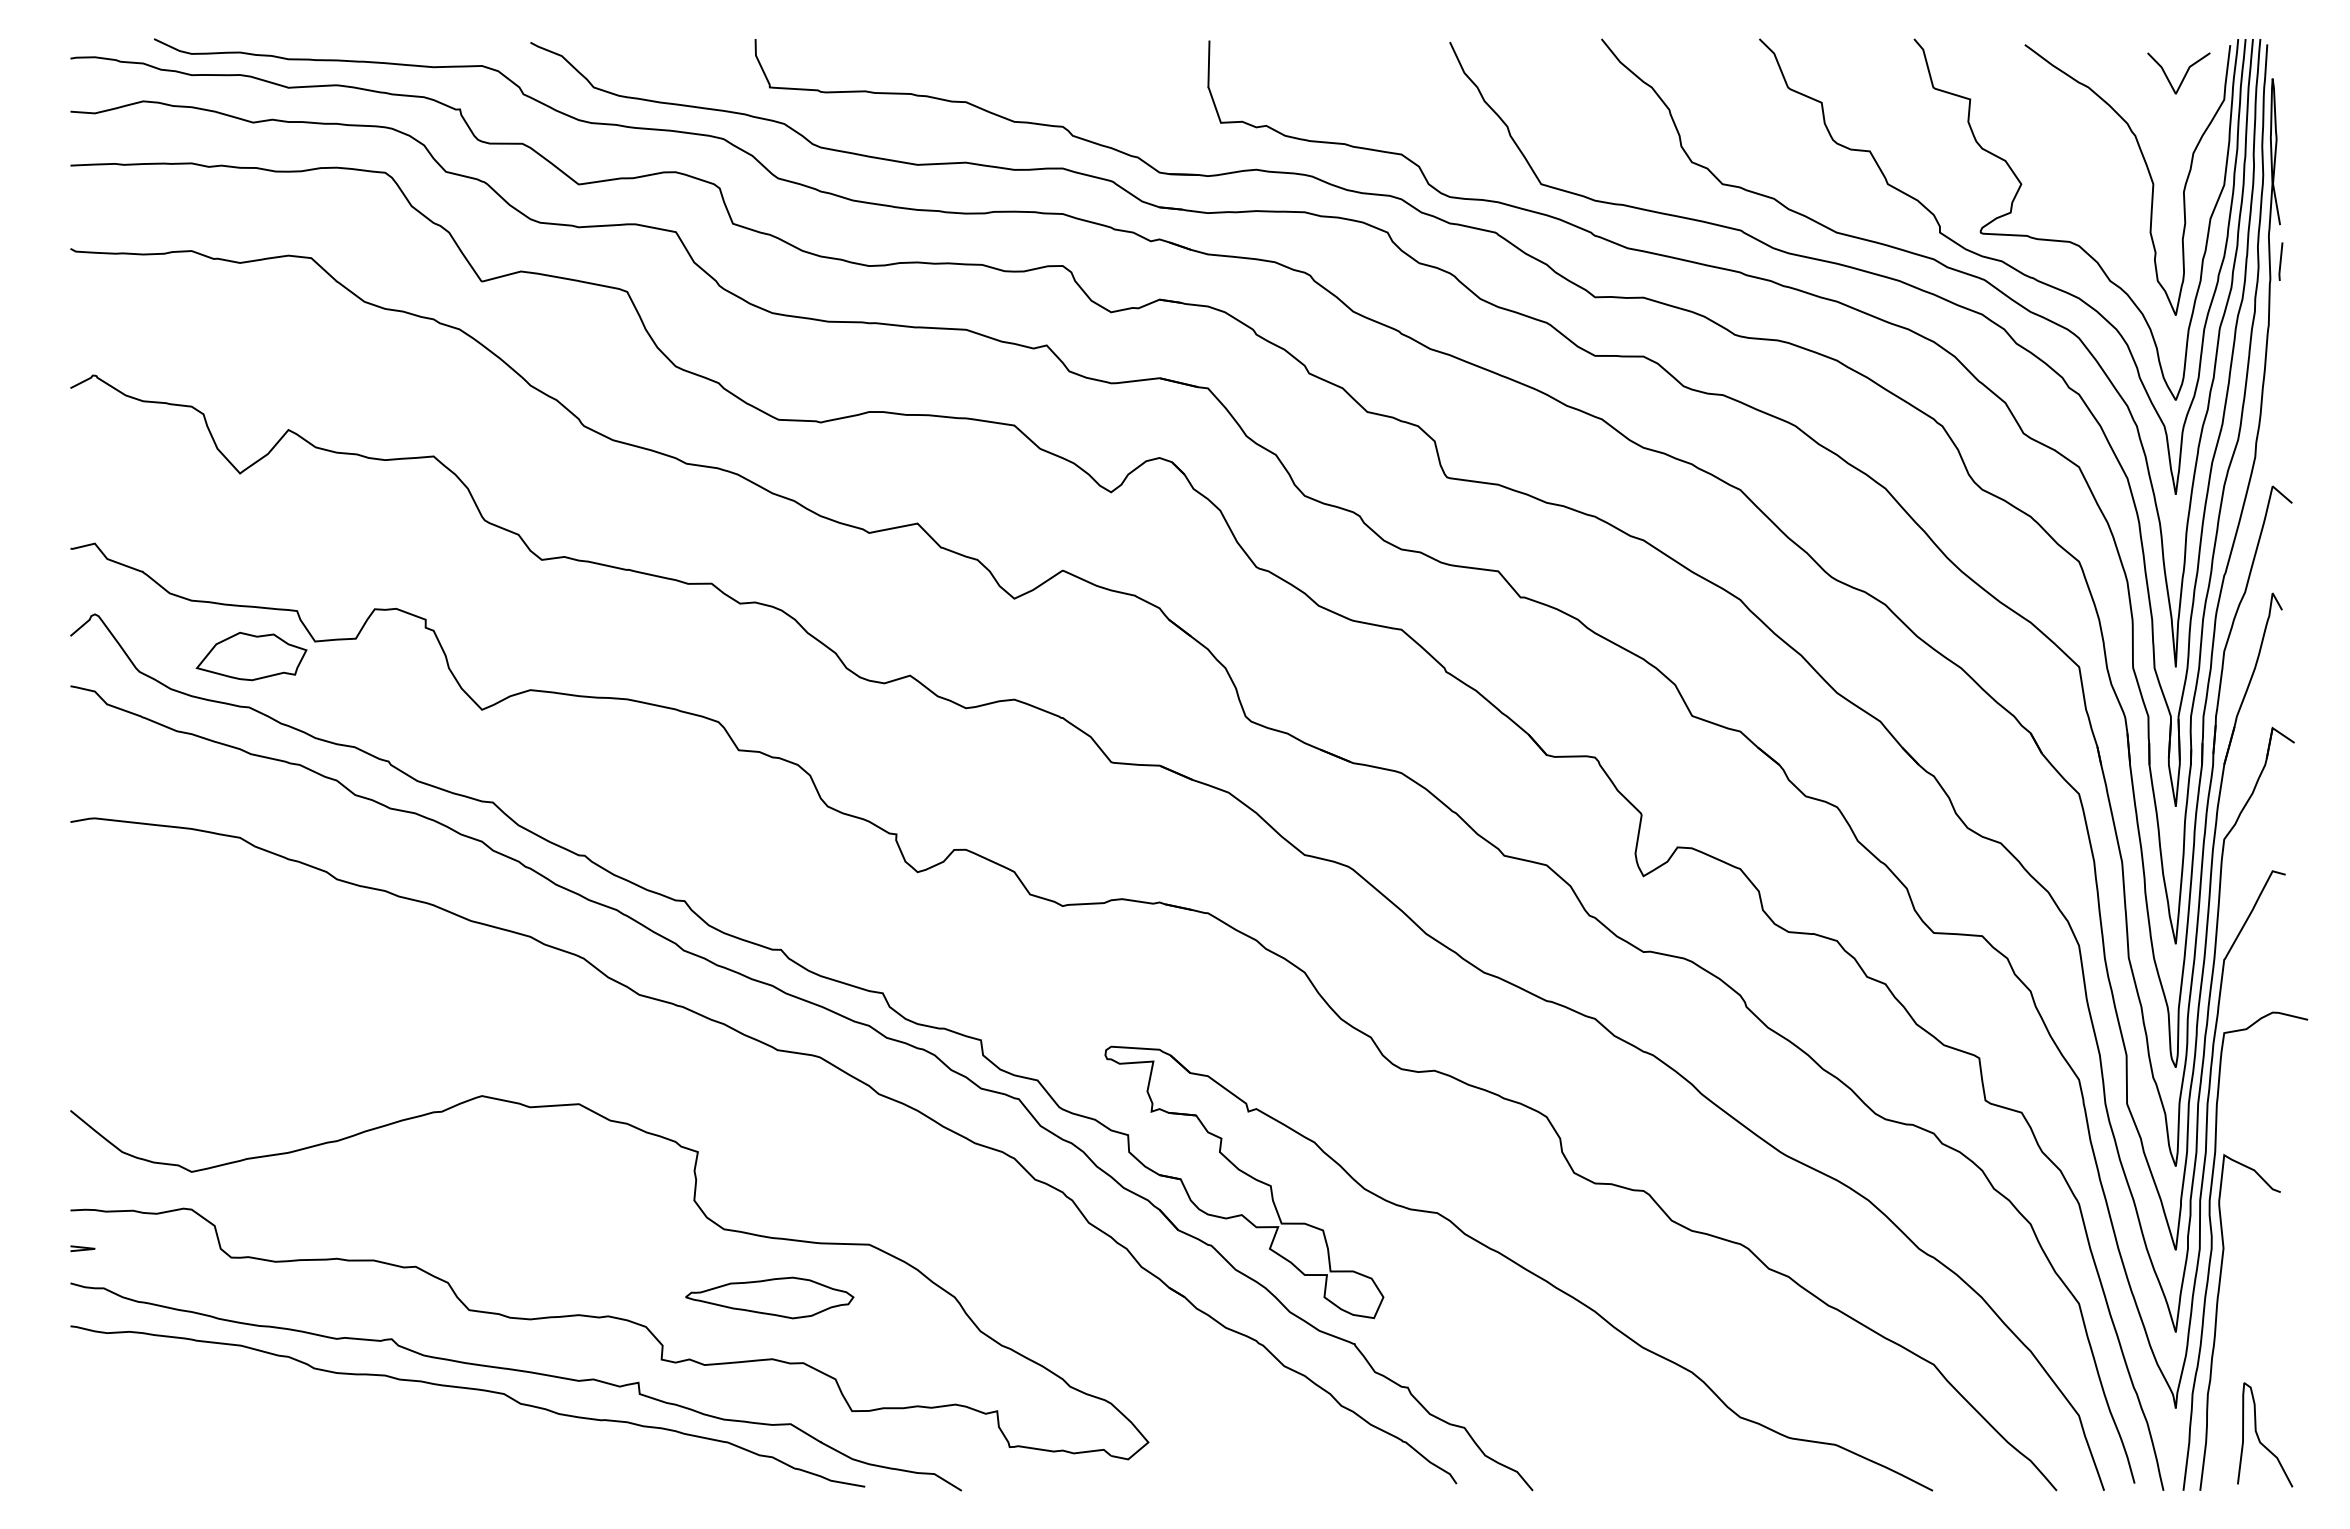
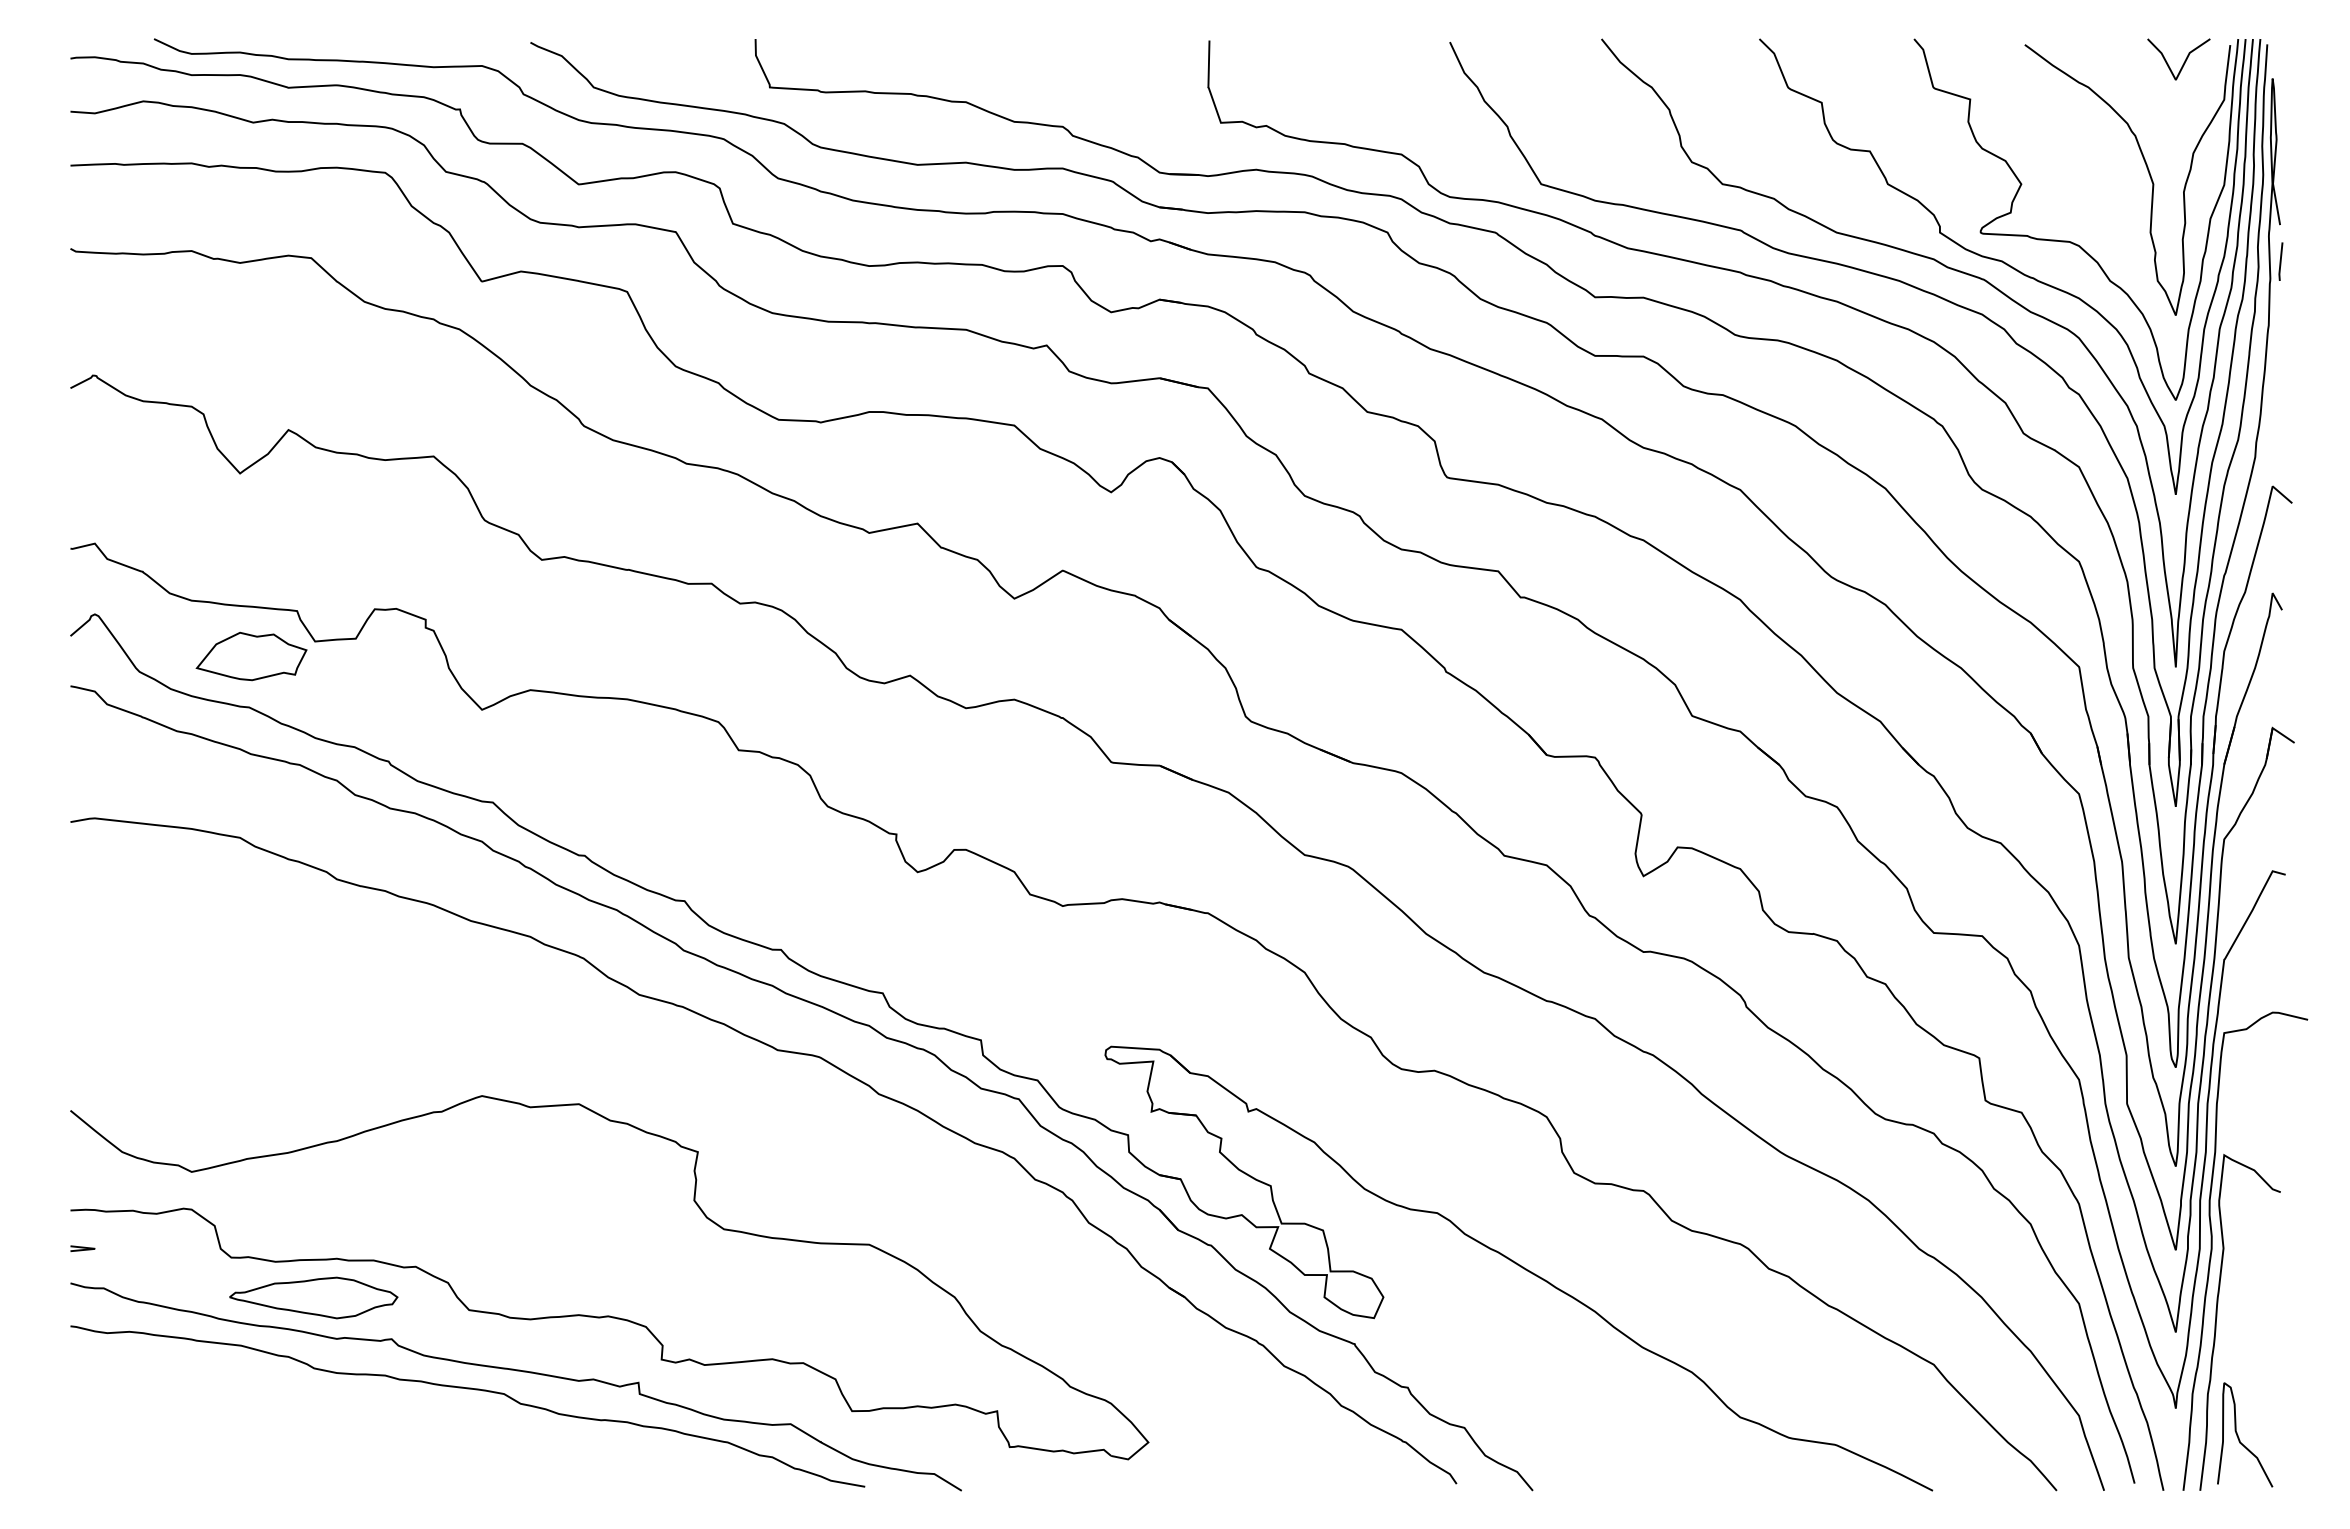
line position: (2183, 76) -> (2183, 62) (2183, 62)
part position: (769, 1297) -> (313, 1297) (313, 1297)
curve position: (2259, 1437) -> (2239, 1437) (2239, 1437)
